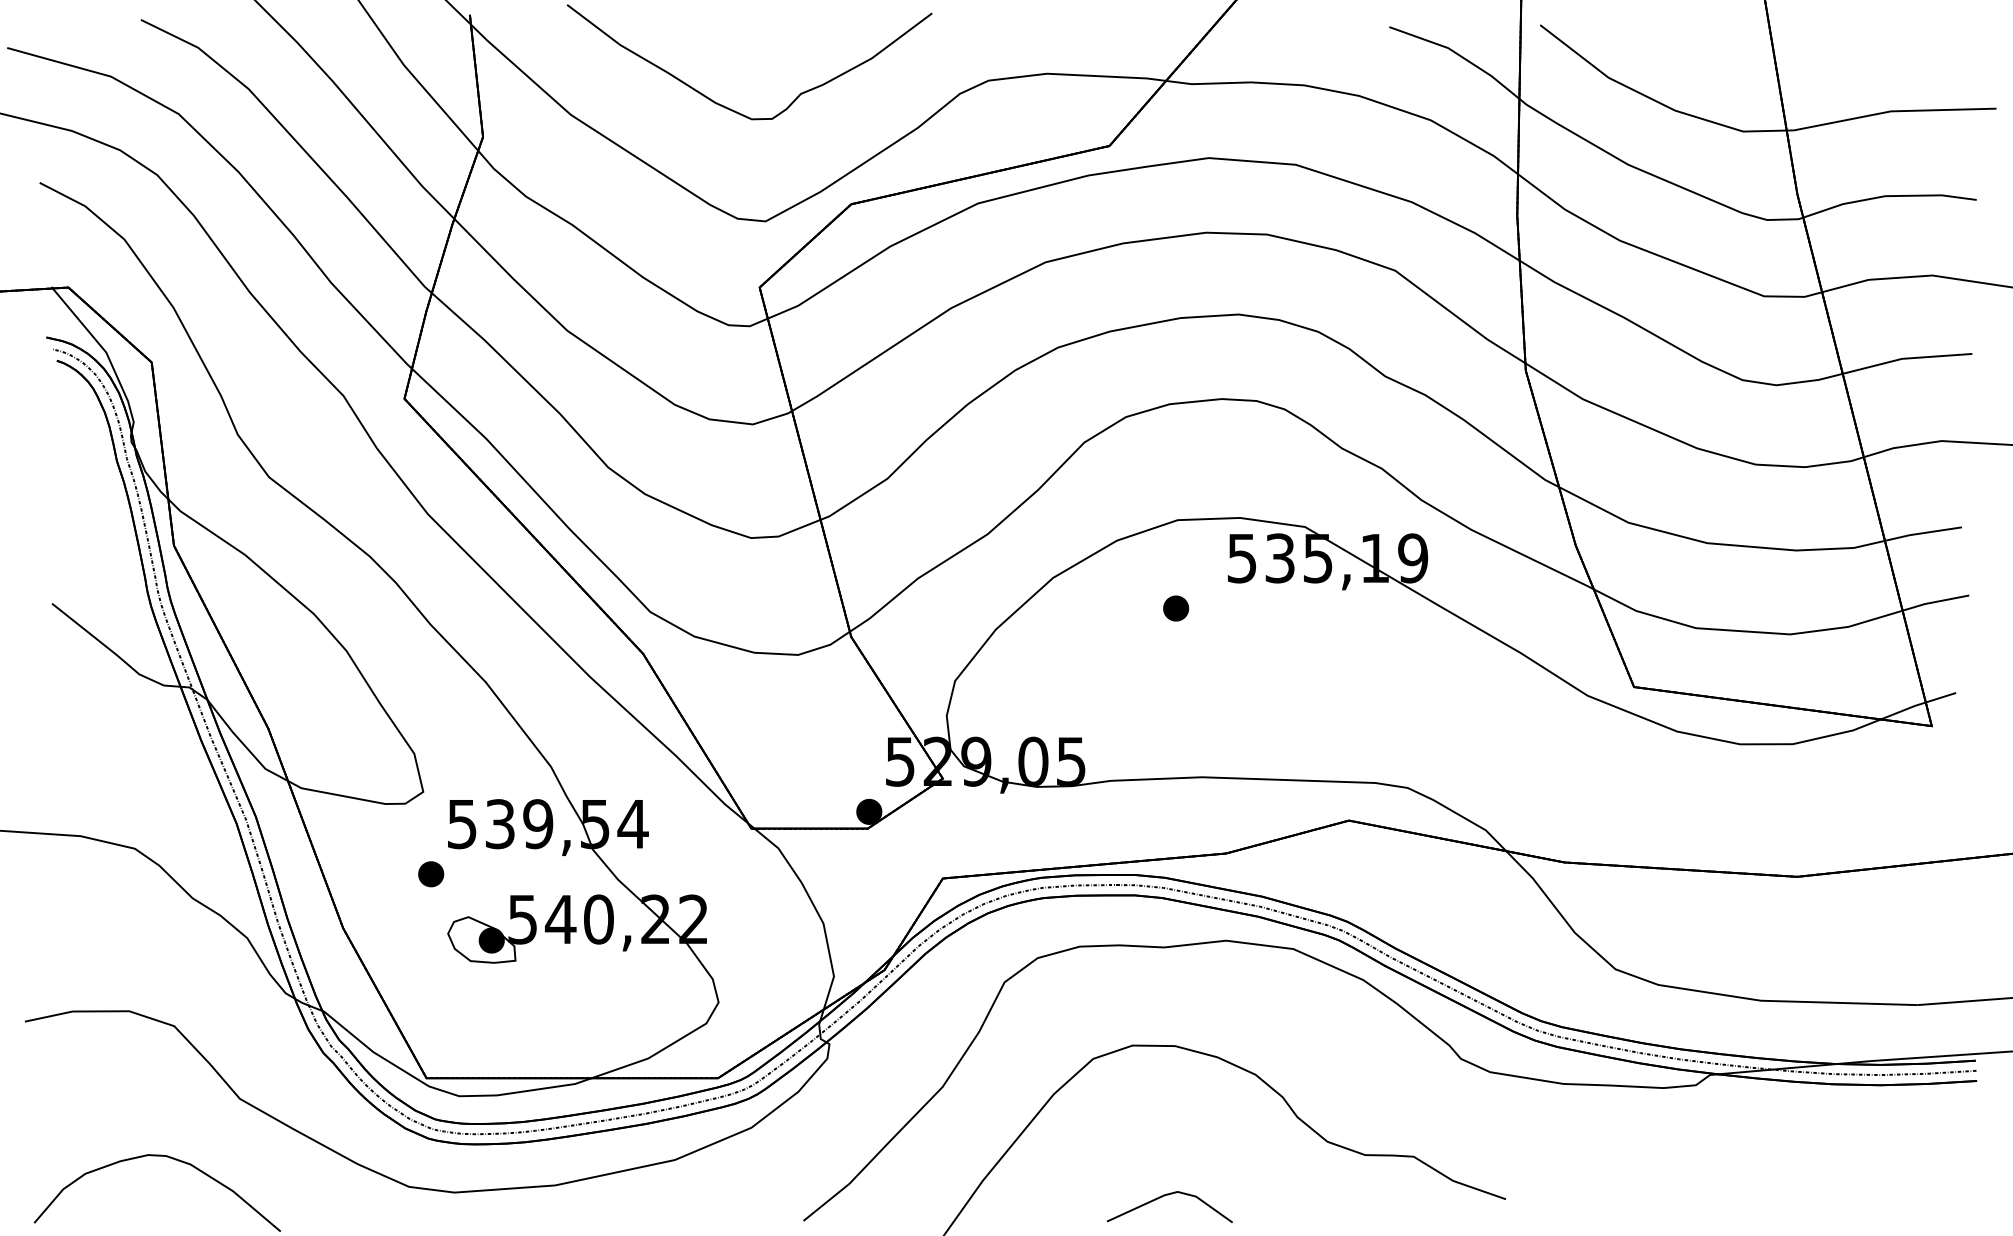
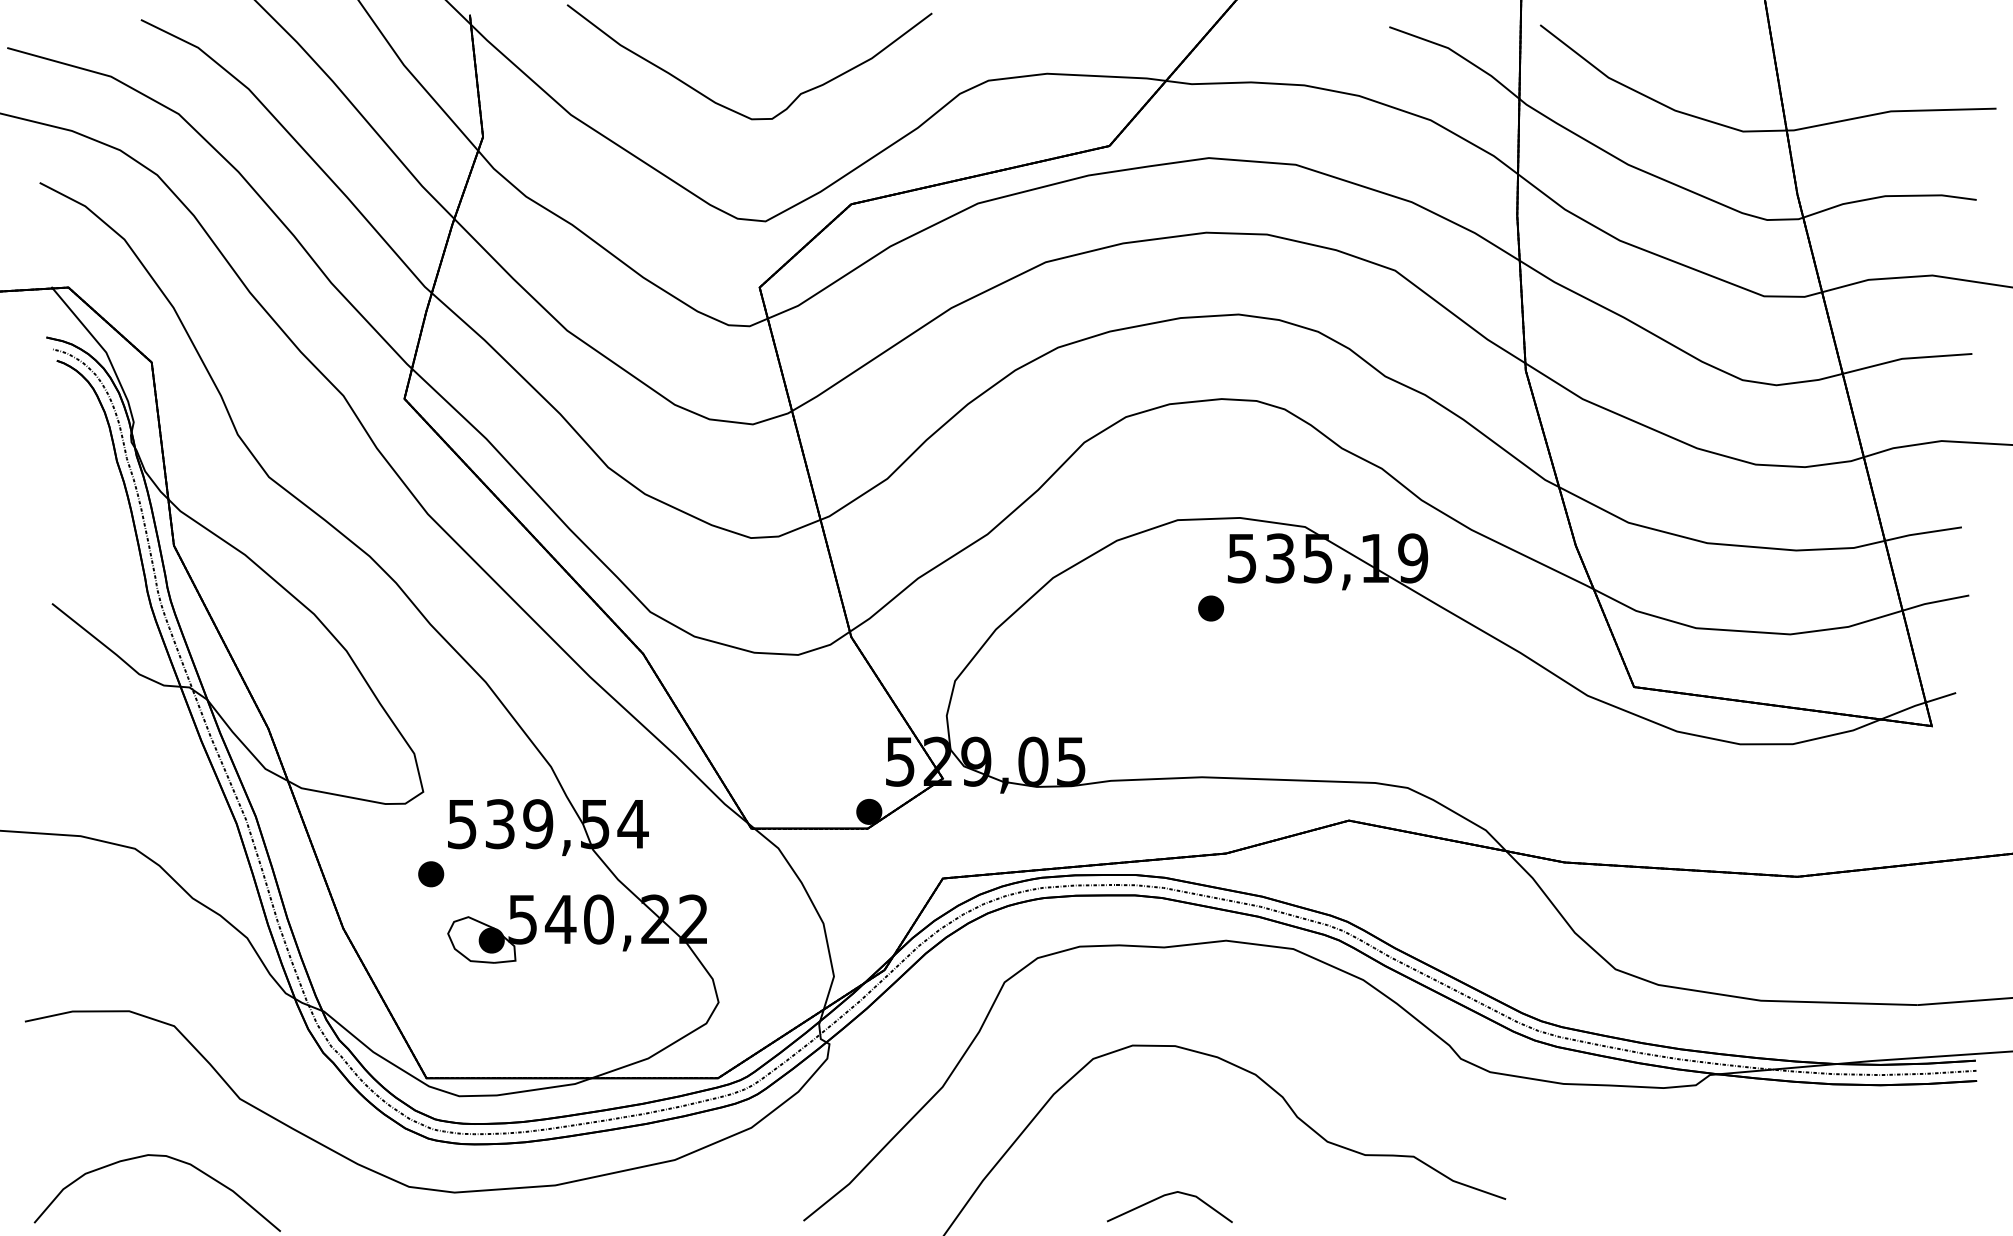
part position: (1176, 608) -> (1211, 608) (1211, 608)
